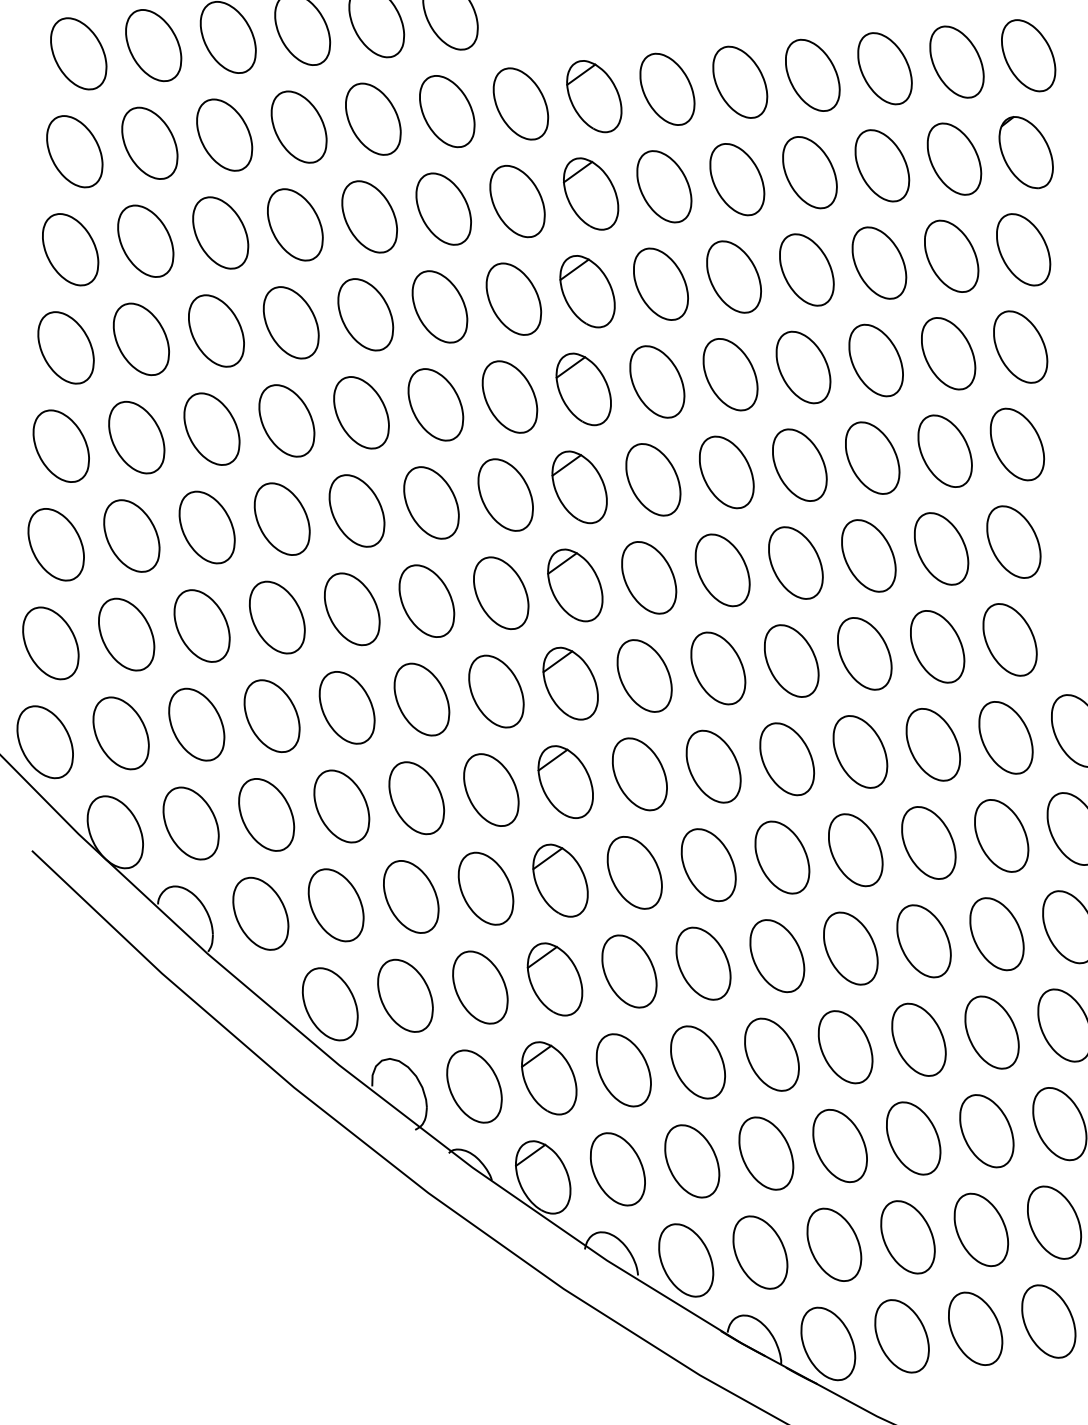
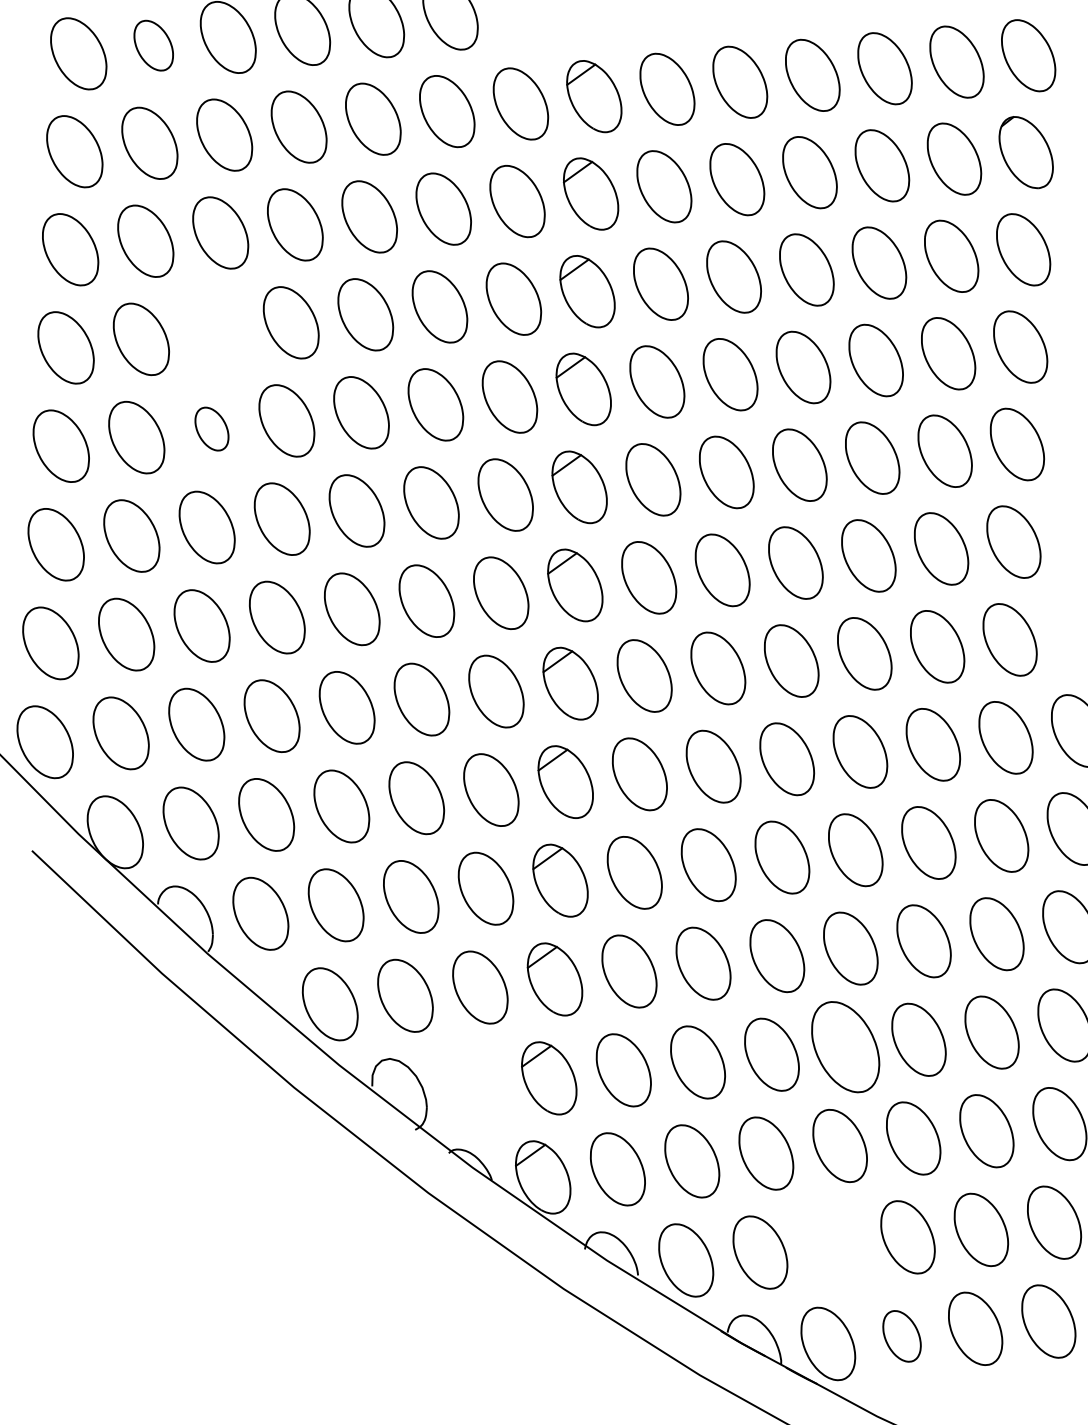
part size: 58x74 px -> 41x53 px (153, 45)
part: present -> none (216, 330)
part size: 58x74 px -> 36x46 px (211, 428)
part size: 57x75 px -> 70x93 px (845, 1047)
part: present -> none (474, 1086)
part: present -> none (834, 1244)
part size: 56x75 px -> 40x53 px (901, 1336)
